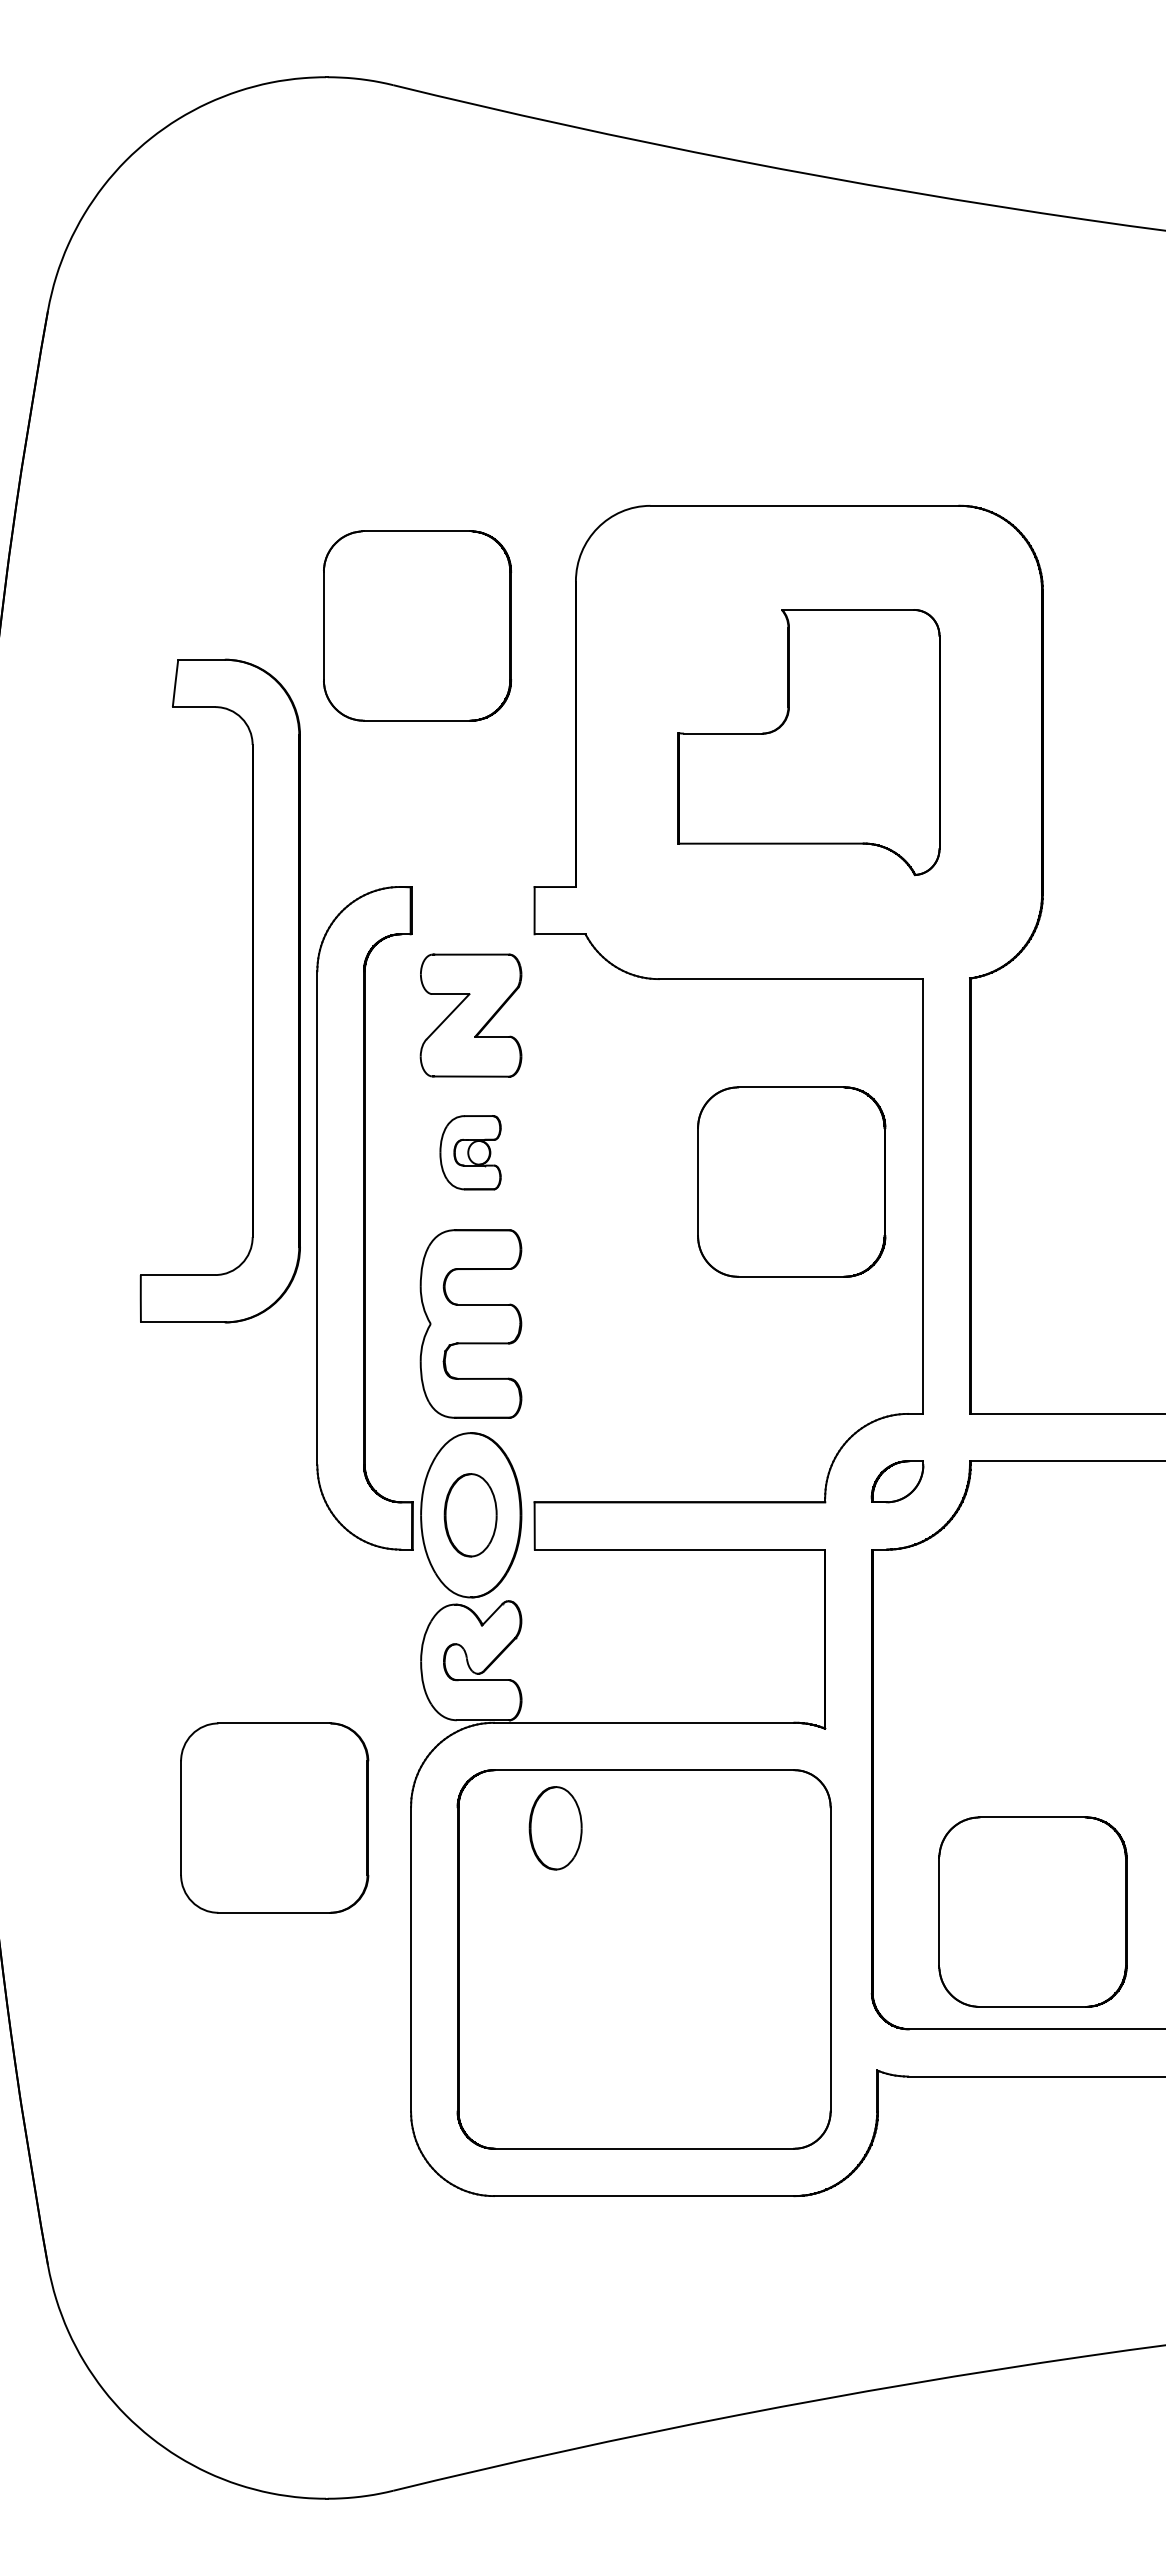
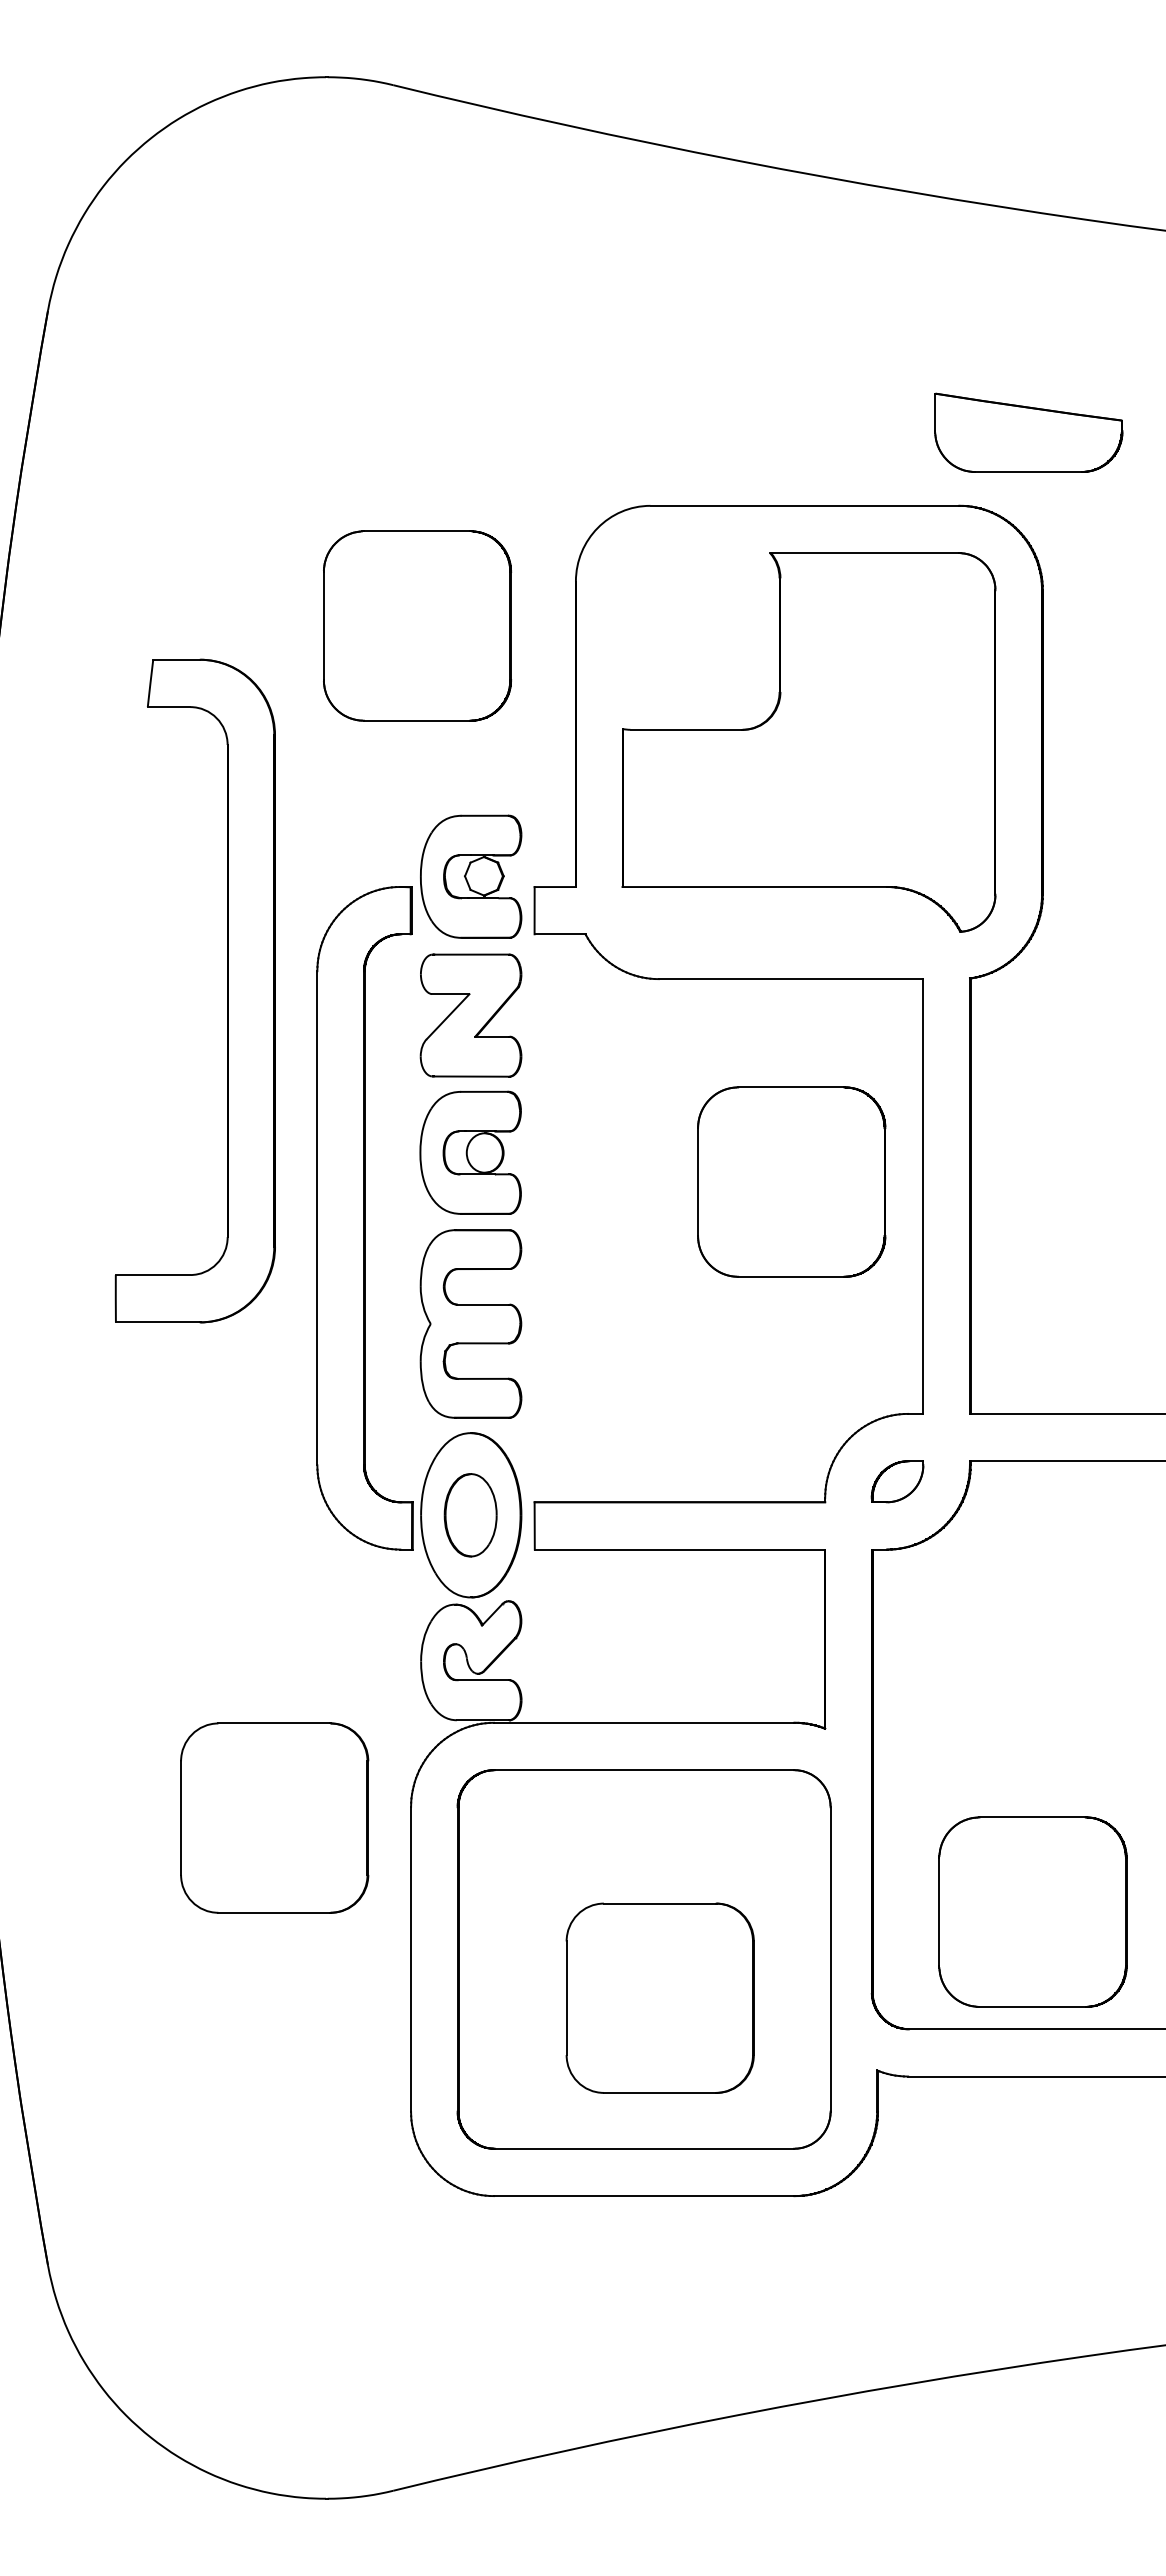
part: none -> present (1028, 432)
part size: 264x267 px -> 376x381 px (808, 742)
part: none -> present (471, 876)
part position: (252, 990) -> (227, 990) (227, 990)
part size: 63x76 px -> 103x125 px (470, 1152)
part: present -> none (555, 1828)
part: none -> present (659, 1997)
